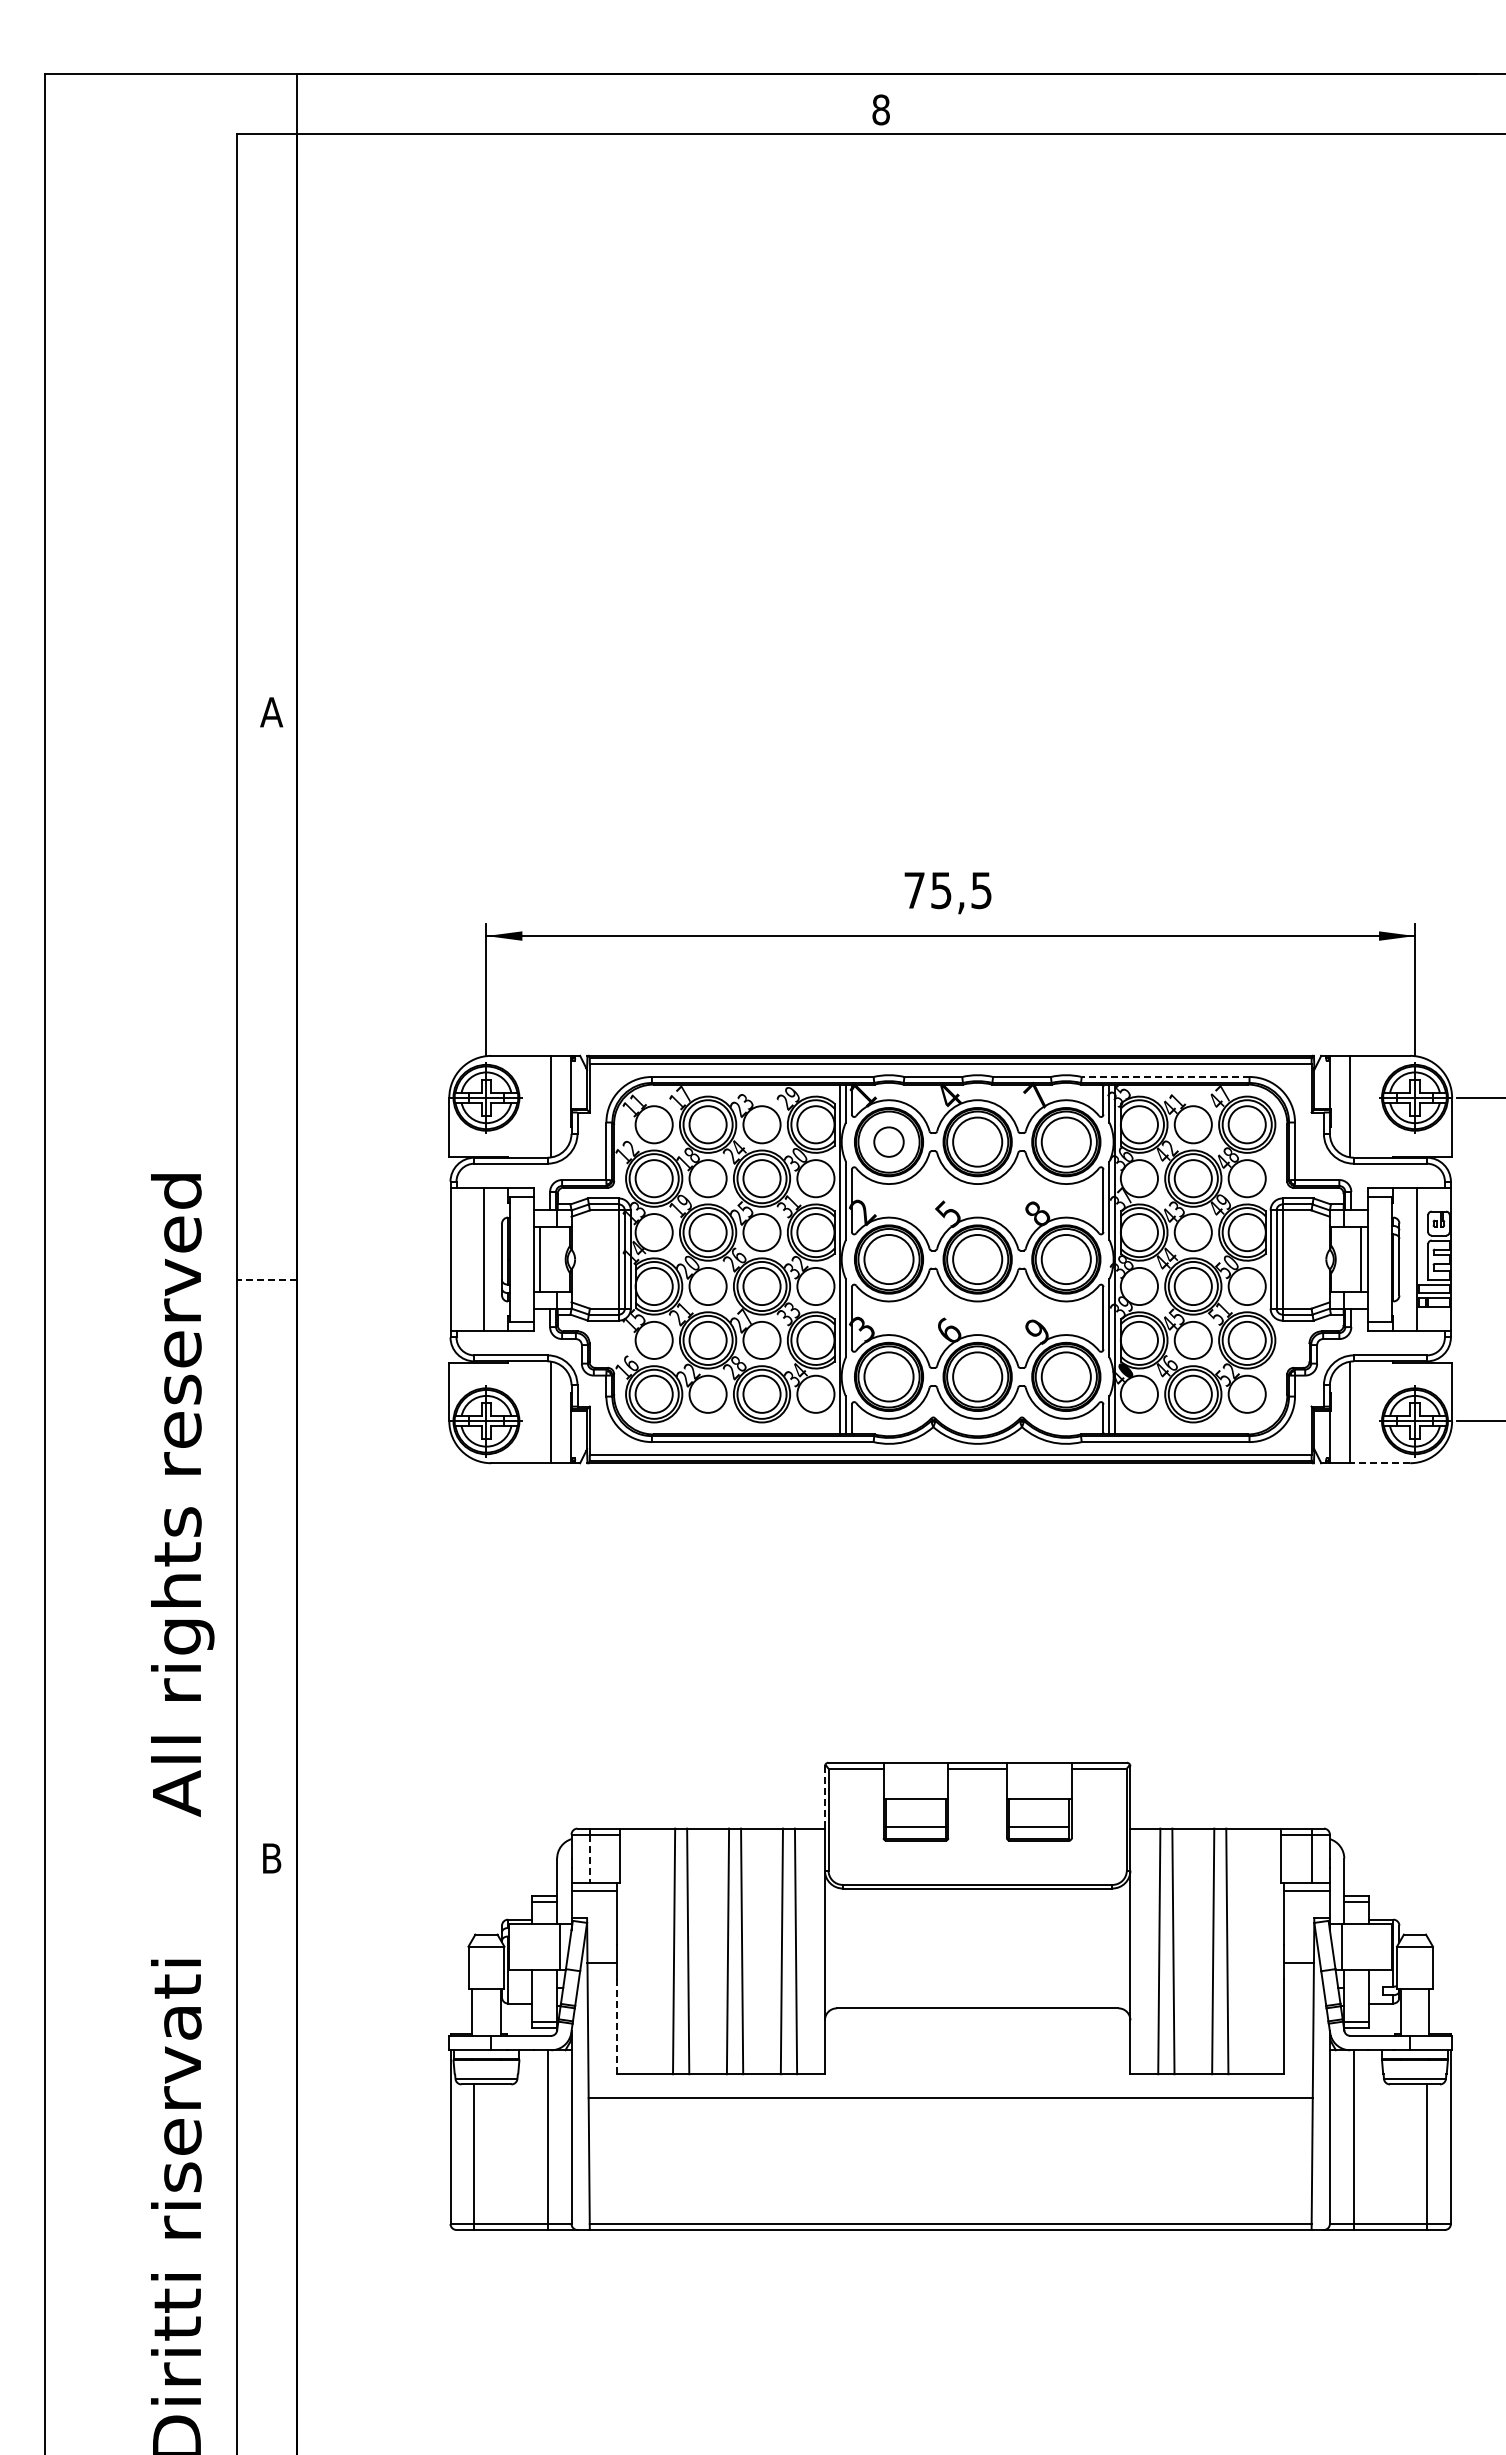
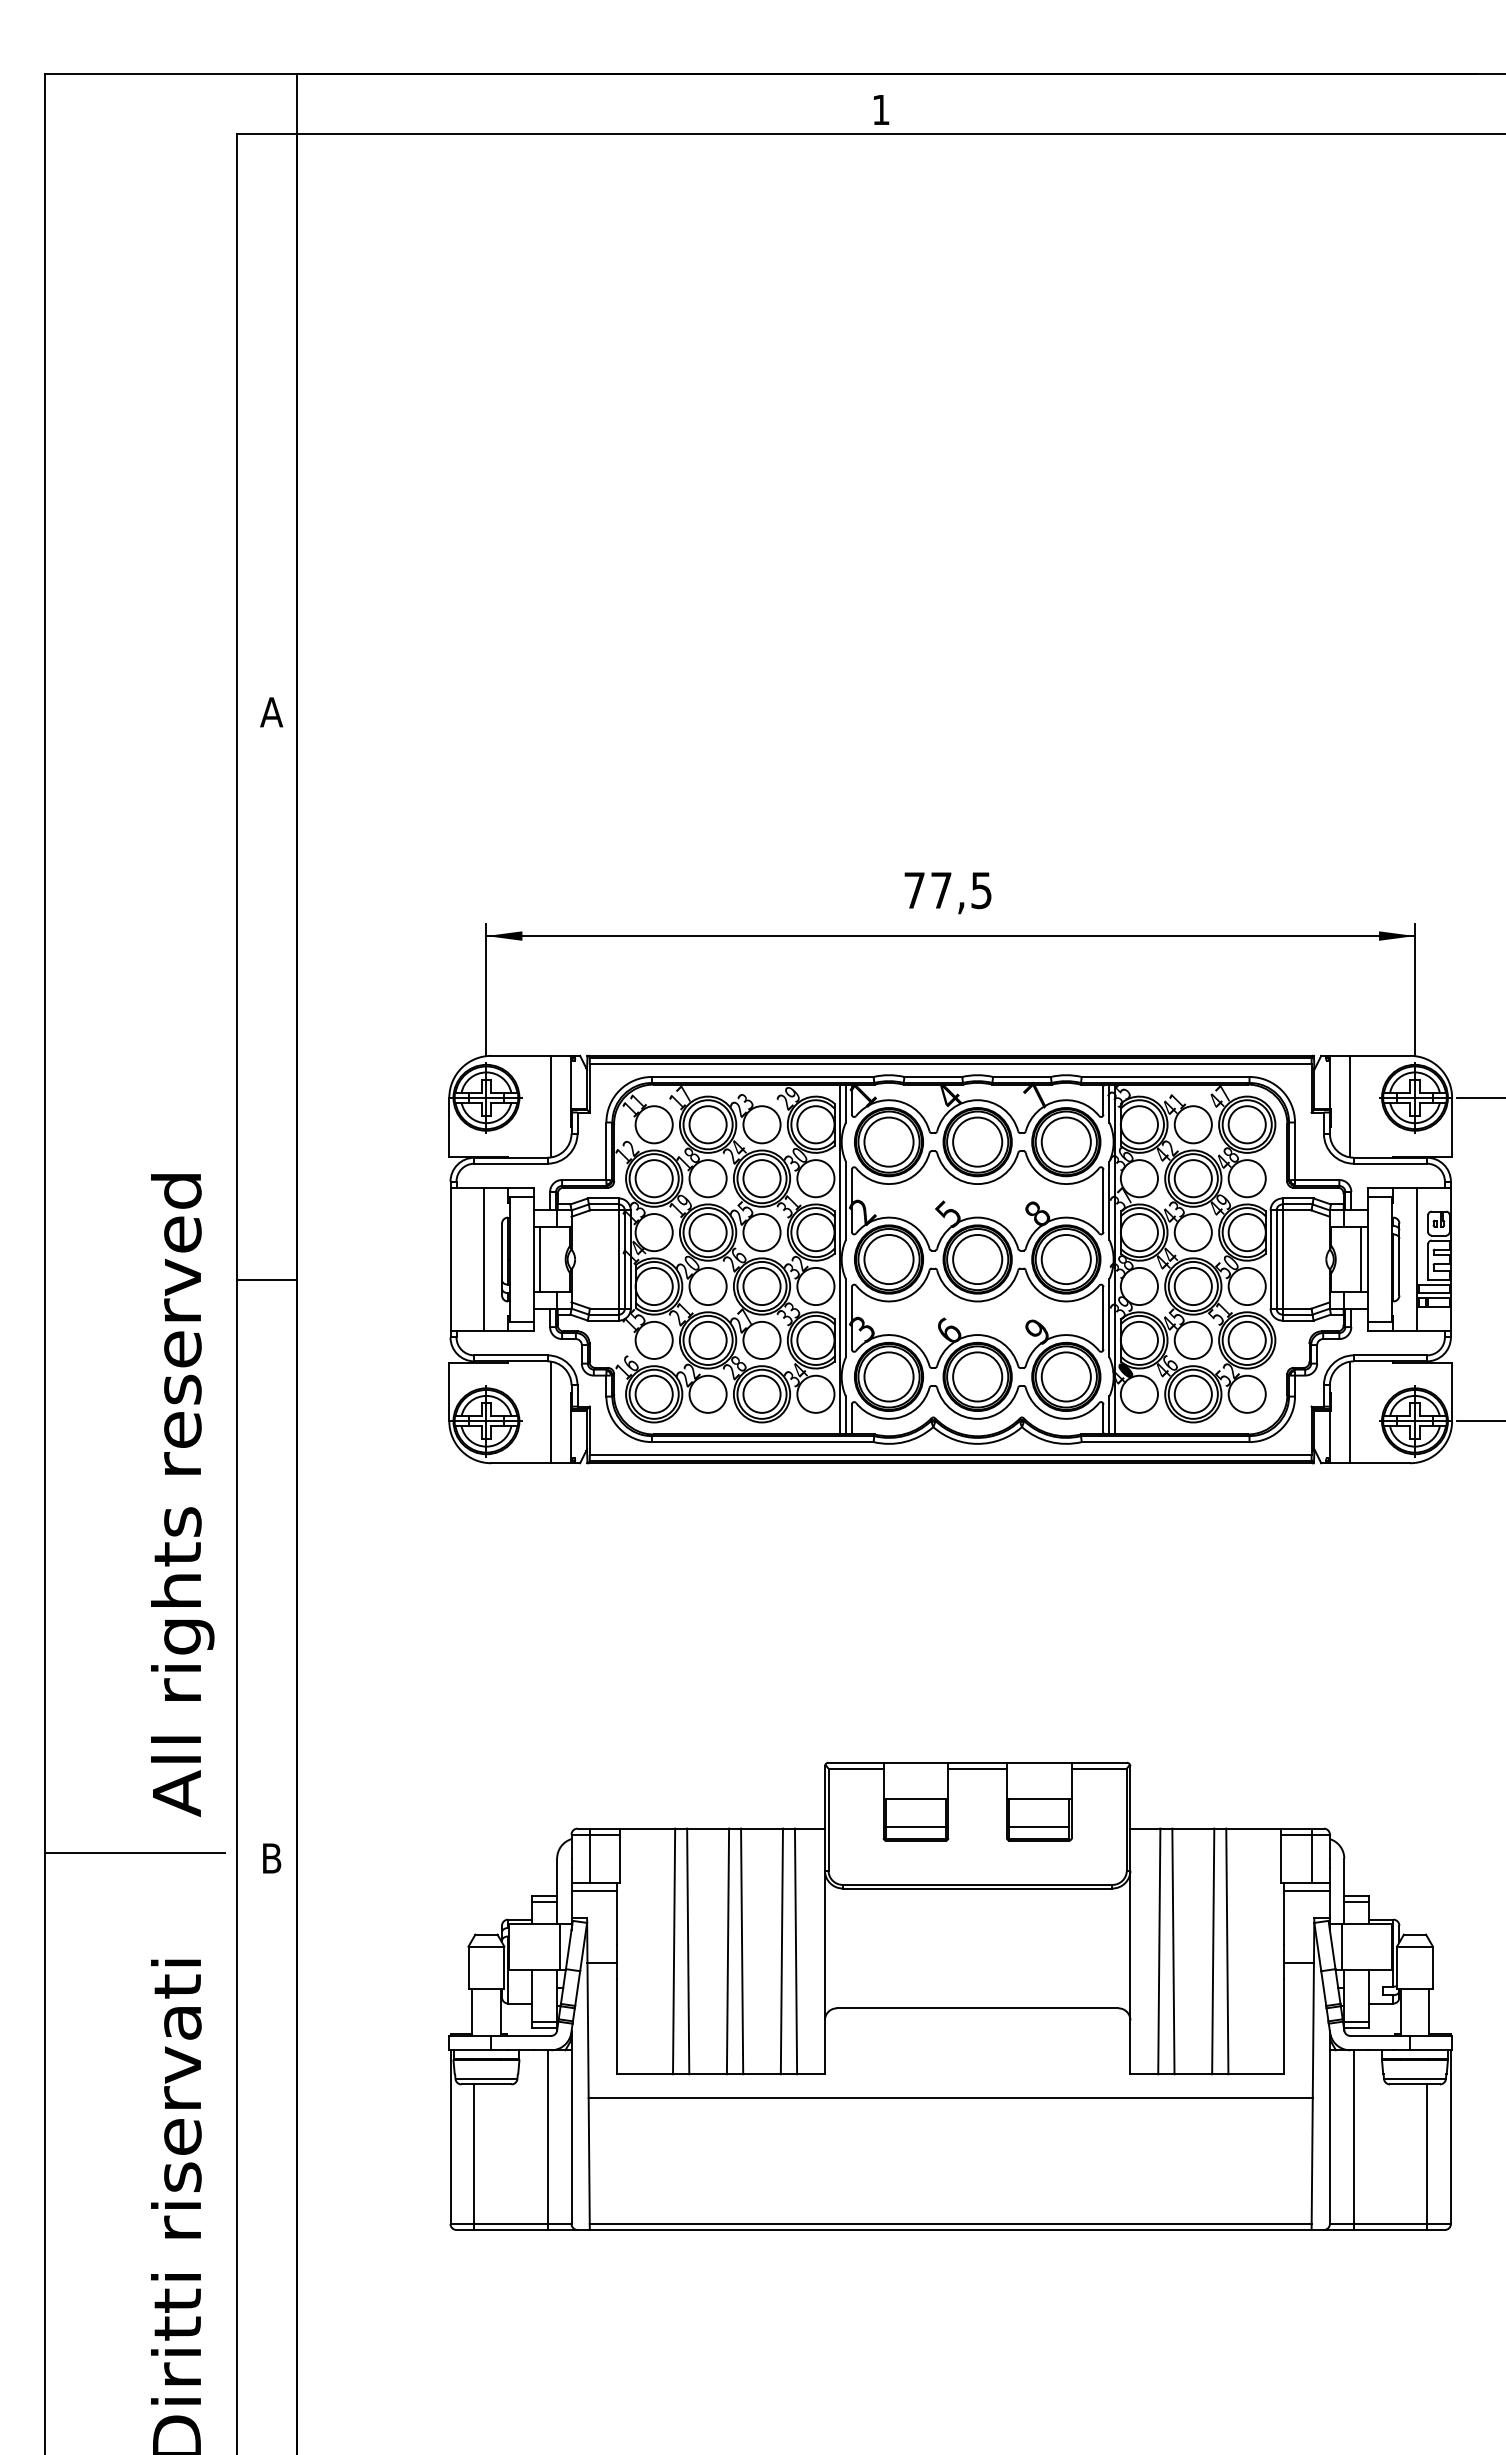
text: 8 -> 1 (880, 109)
text: 75,5 -> 77,5 (941, 890)
line: dashed -> solid (1165, 1076)
circle diameter: 29 px -> 49 px (888, 1141)
line: dashed -> solid (266, 1279)
line: dashed -> solid (1380, 1463)
line: dashed -> solid (824, 1797)
line: none -> present (134, 1852)
line: dashed -> solid (589, 1858)
line: dashed -> solid (617, 2026)
